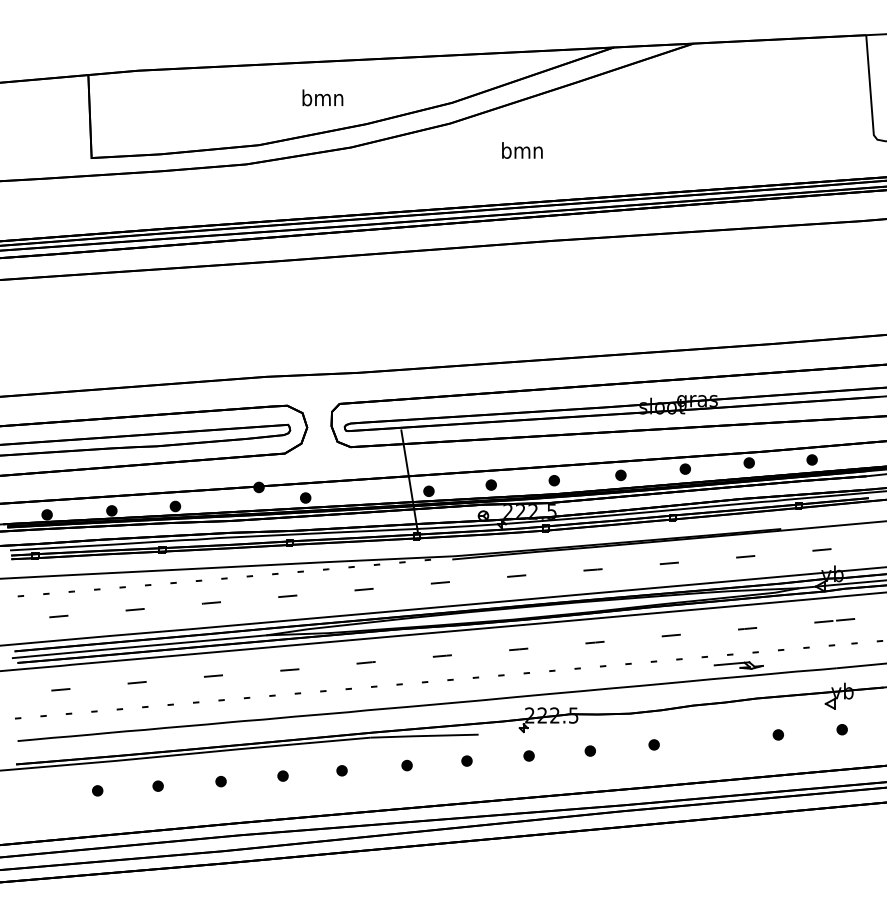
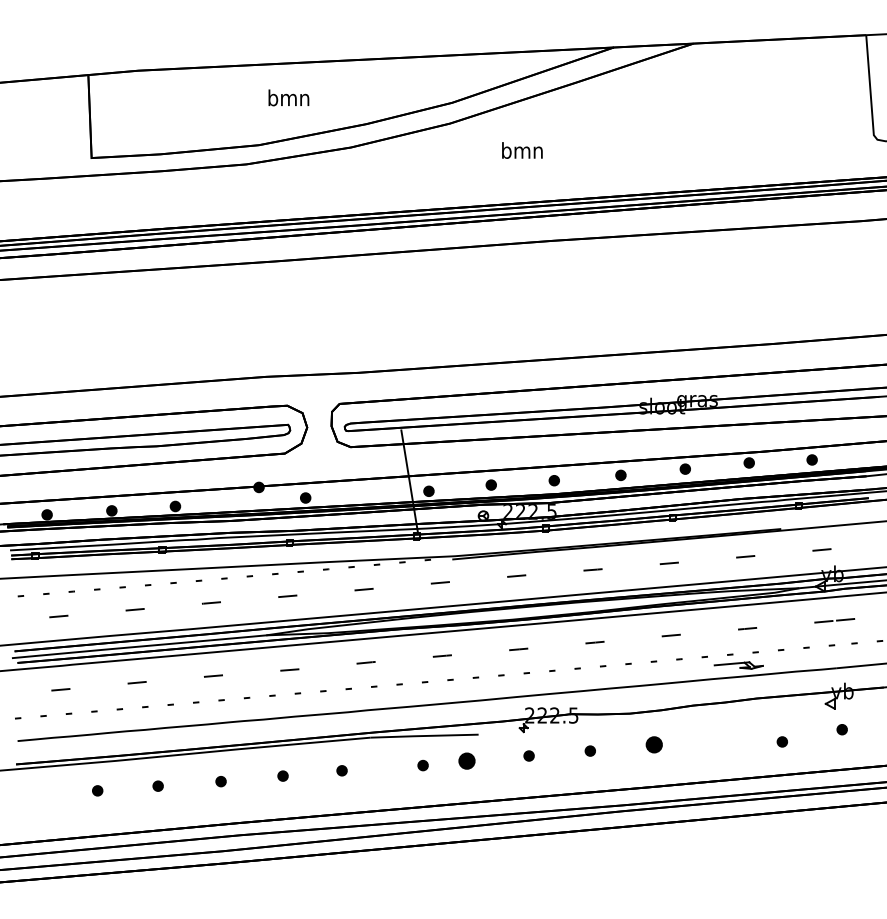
text position: (322, 97) -> (288, 97) (288, 97)
part position: (777, 734) -> (781, 741) (781, 741)
part size: 12x12 px -> 18x18 px (653, 744)
part size: 12x12 px -> 18x18 px (466, 760)
part position: (406, 765) -> (422, 765) (422, 765)
